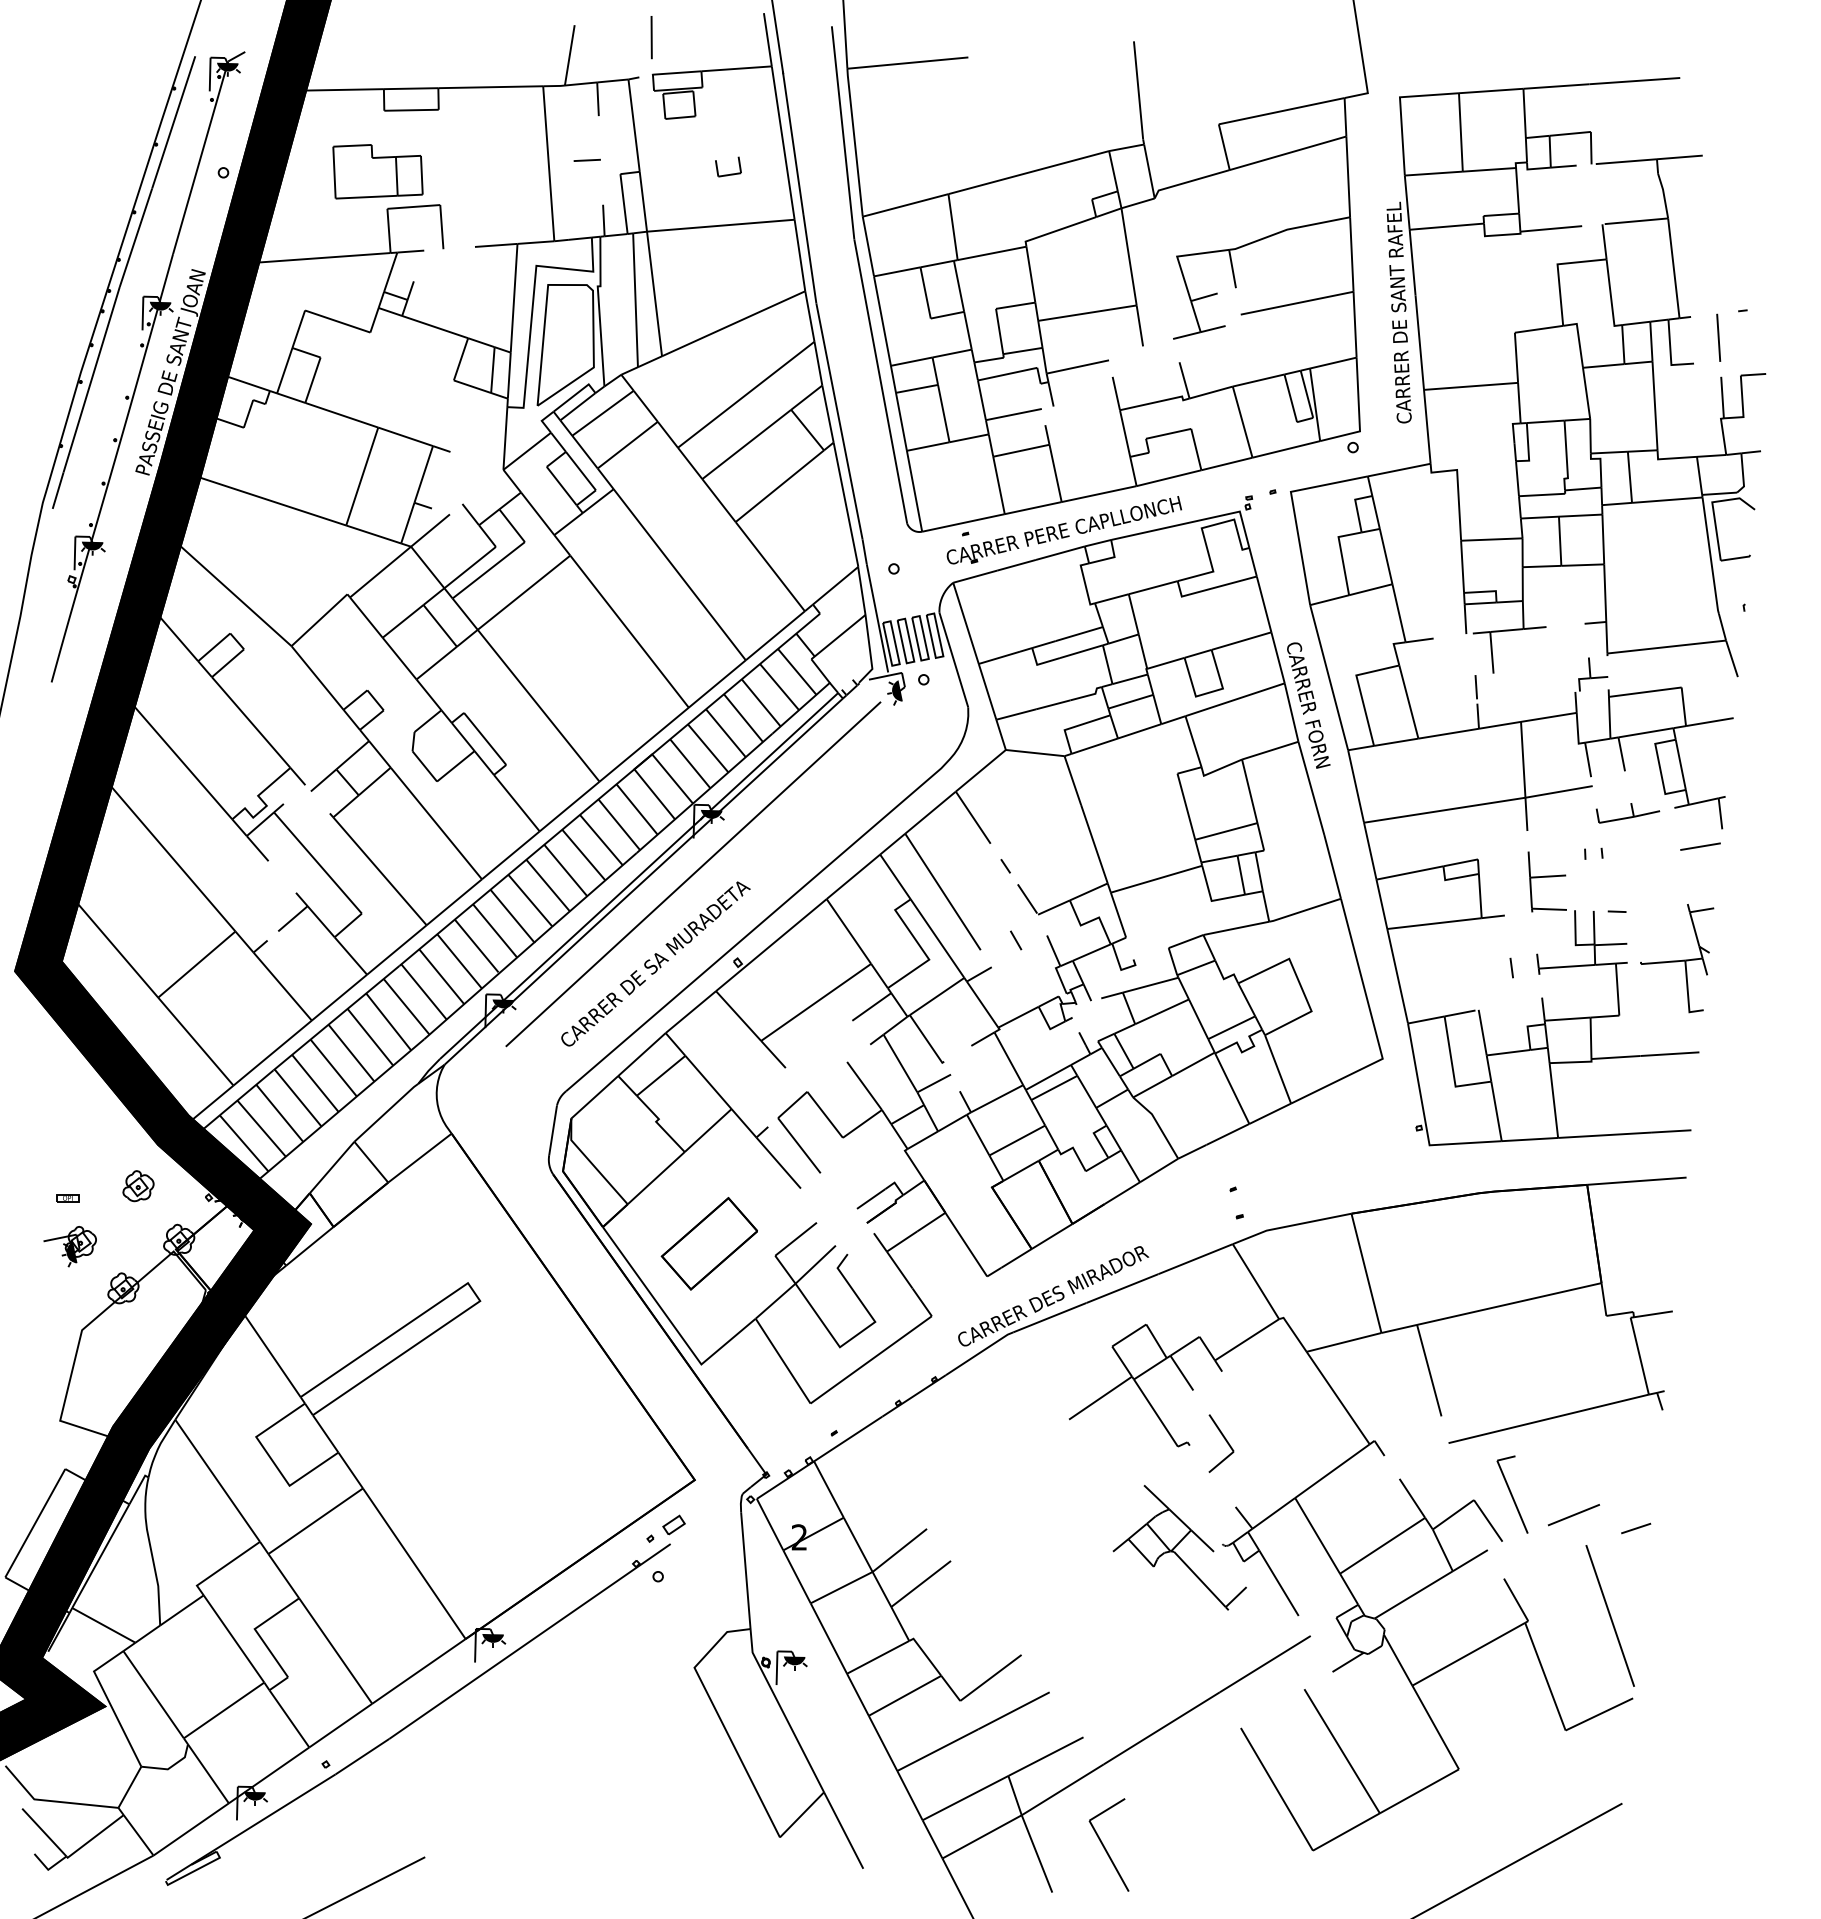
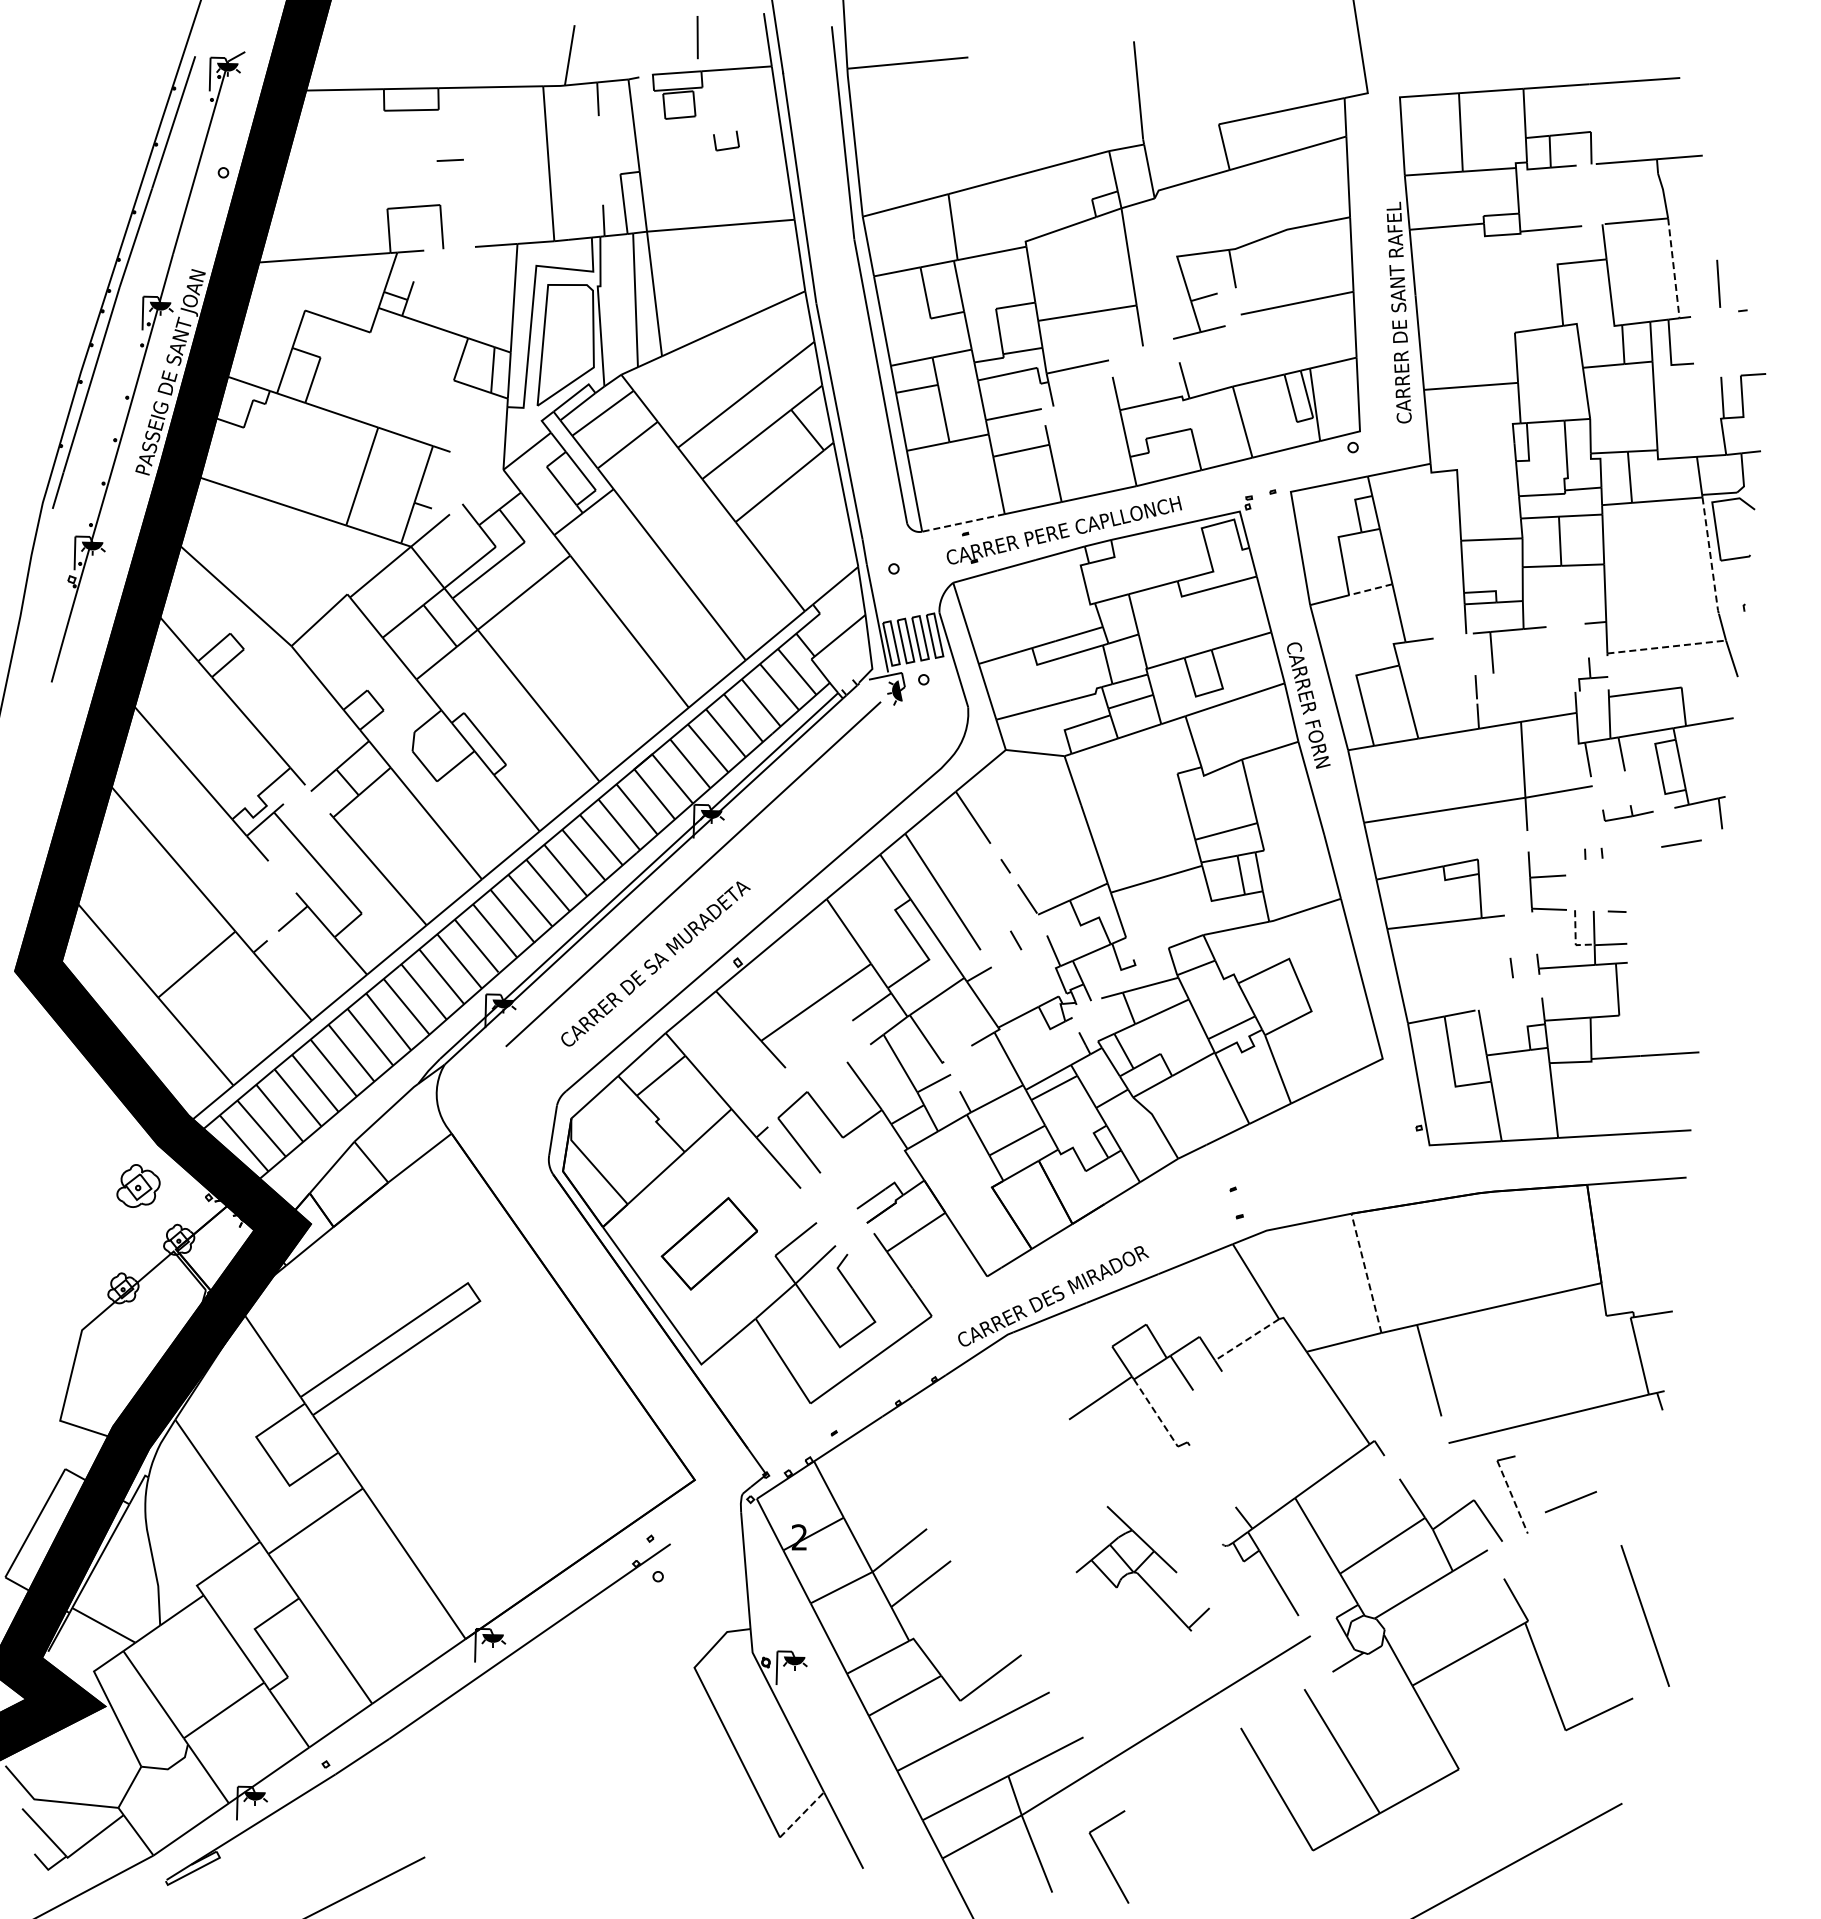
line position: (651, 37) -> (697, 37) (697, 37)
line position: (586, 159) -> (449, 159) (449, 159)
part: present -> none (377, 171)
part position: (730, 173) -> (728, 147) (728, 147)
line: solid -> dashed (1673, 268)
line position: (1718, 337) -> (1718, 283) (1718, 283)
line: solid -> dashed (962, 523)
line: solid -> dashed (1710, 556)
line: solid -> dashed (1370, 589)
line: solid -> dashed (1666, 647)
part size: 66x21 px -> 52x17 px (1627, 813)
line position: (1700, 846) -> (1681, 843) (1681, 843)
line: solid -> dashed (1575, 938)
part: present -> none (1677, 958)
part size: 33x33 px -> 45x44 px (138, 1185)
part: present -> none (67, 1198)
part: present -> none (69, 1246)
line: solid -> dashed (1366, 1272)
line: solid -> dashed (1246, 1340)
line: solid -> dashed (1156, 1413)
part: present -> none (1221, 1443)
line: solid -> dashed (1512, 1497)
line position: (1573, 1515) -> (1570, 1502) (1570, 1502)
part: present -> none (673, 1524)
line: present -> none (1636, 1528)
part position: (1179, 1547) -> (1142, 1568) (1142, 1568)
line position: (1609, 1615) -> (1644, 1615) (1644, 1615)
line: solid -> dashed (802, 1814)
part position: (1108, 1844) -> (1108, 1856) (1108, 1856)
